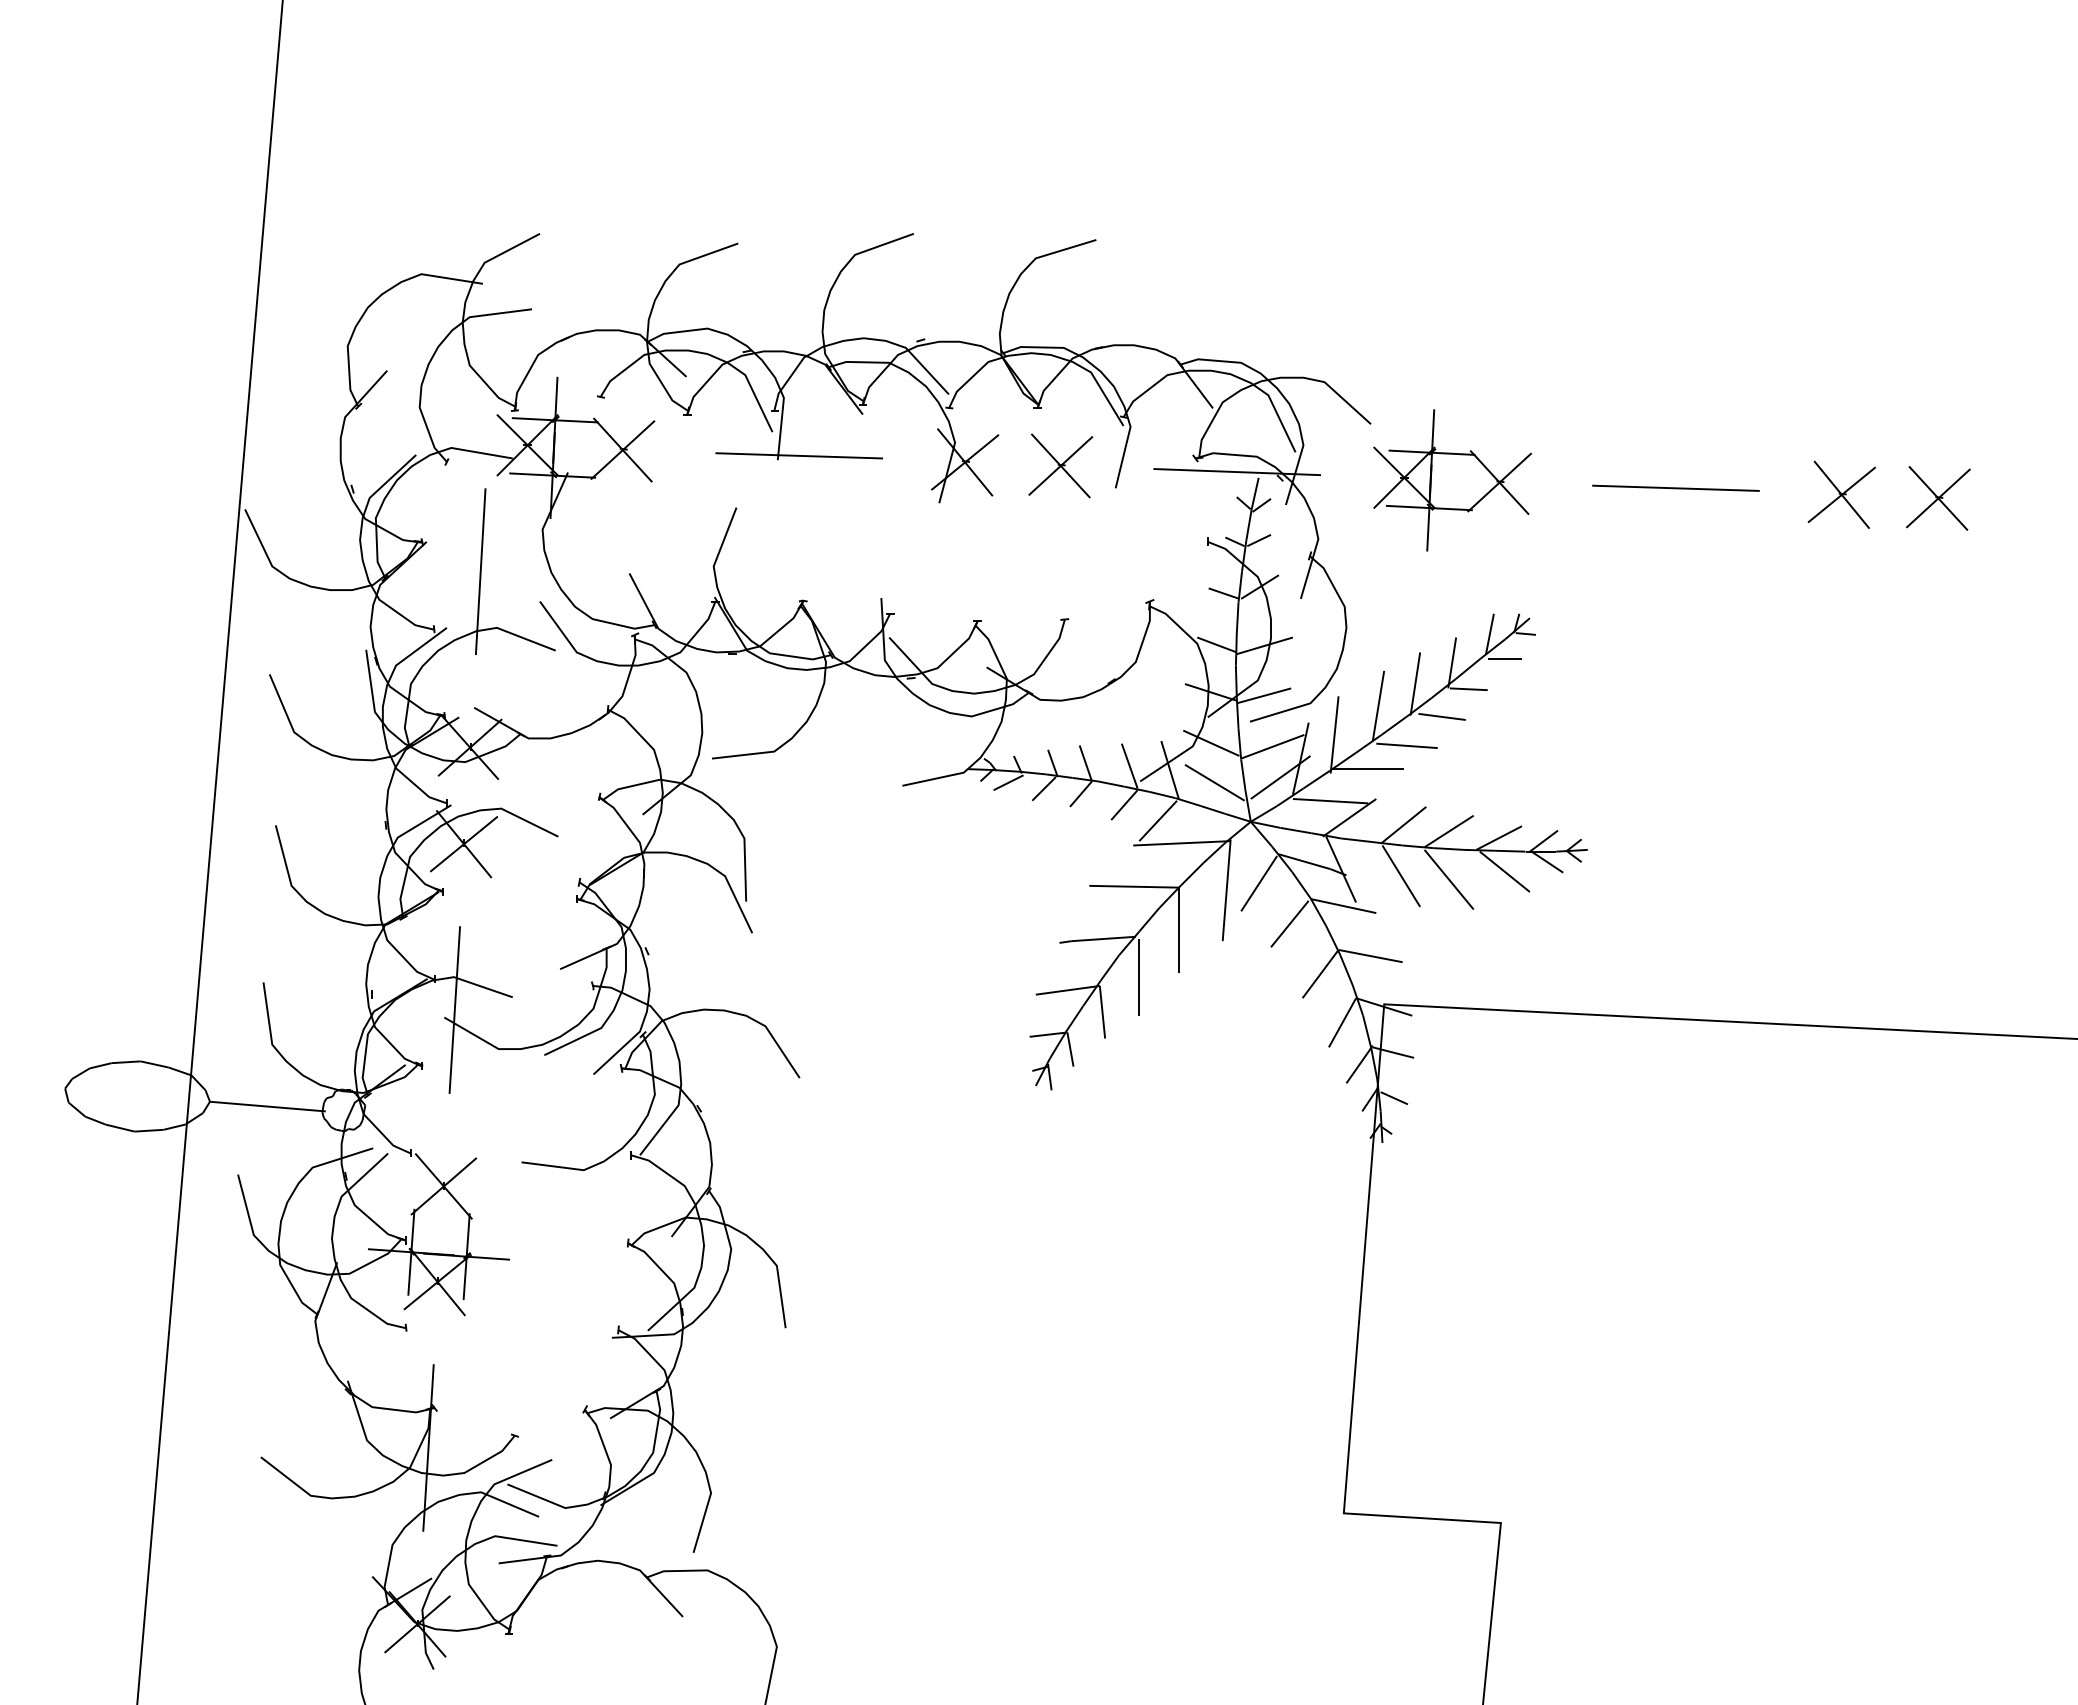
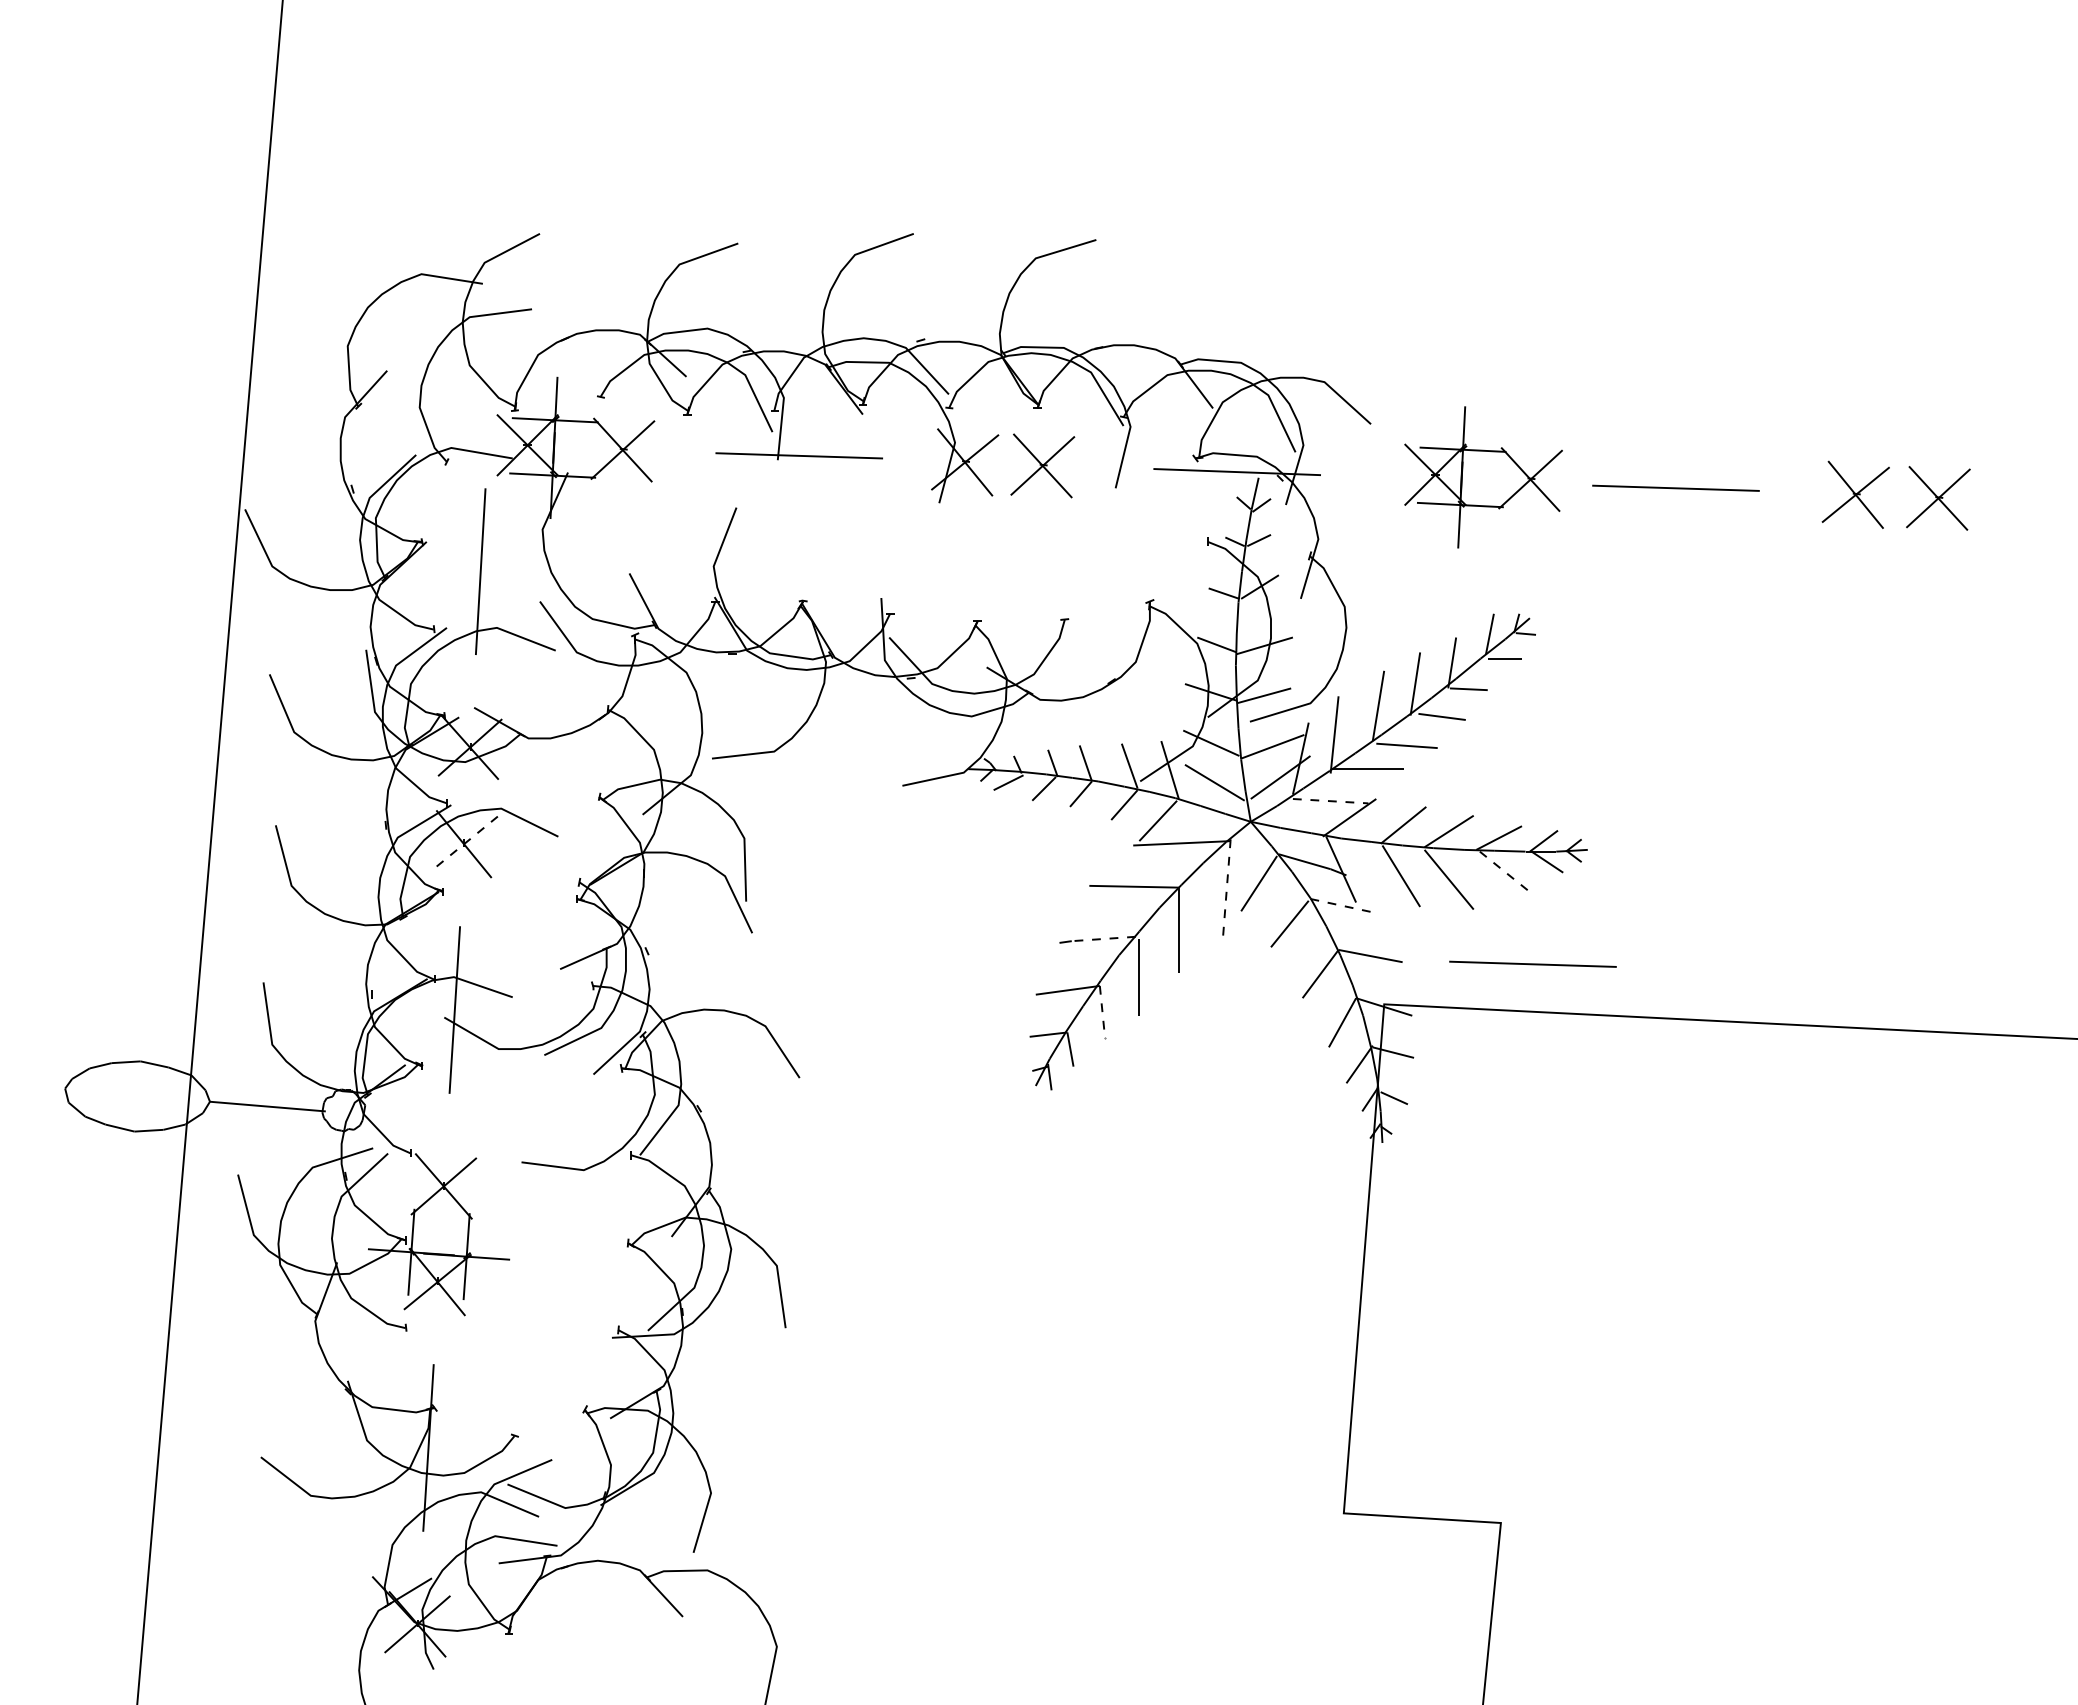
part position: (1060, 465) -> (1042, 465) (1042, 465)
part position: (1452, 480) -> (1483, 477) (1483, 477)
part position: (1841, 494) -> (1855, 494) (1855, 494)
line: solid -> dashed (1330, 801)
line: solid -> dashed (464, 844)
line: solid -> dashed (1505, 872)
line: solid -> dashed (1226, 889)
line: solid -> dashed (1343, 905)
line: solid -> dashed (1104, 938)
line: none -> present (1532, 963)
line: solid -> dashed (1102, 1012)
